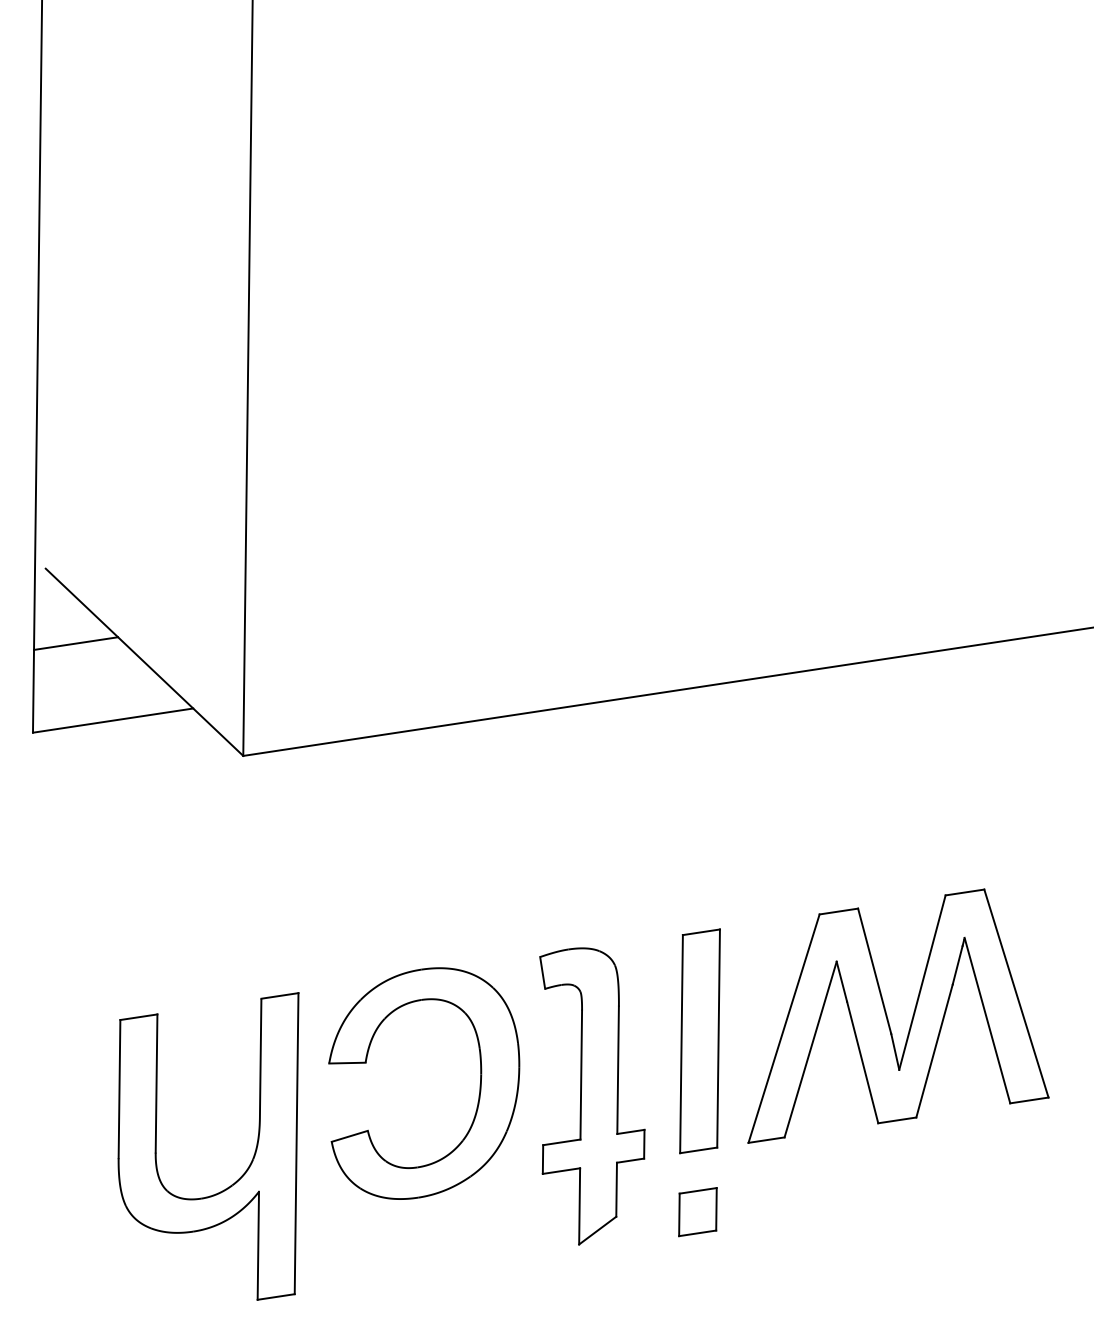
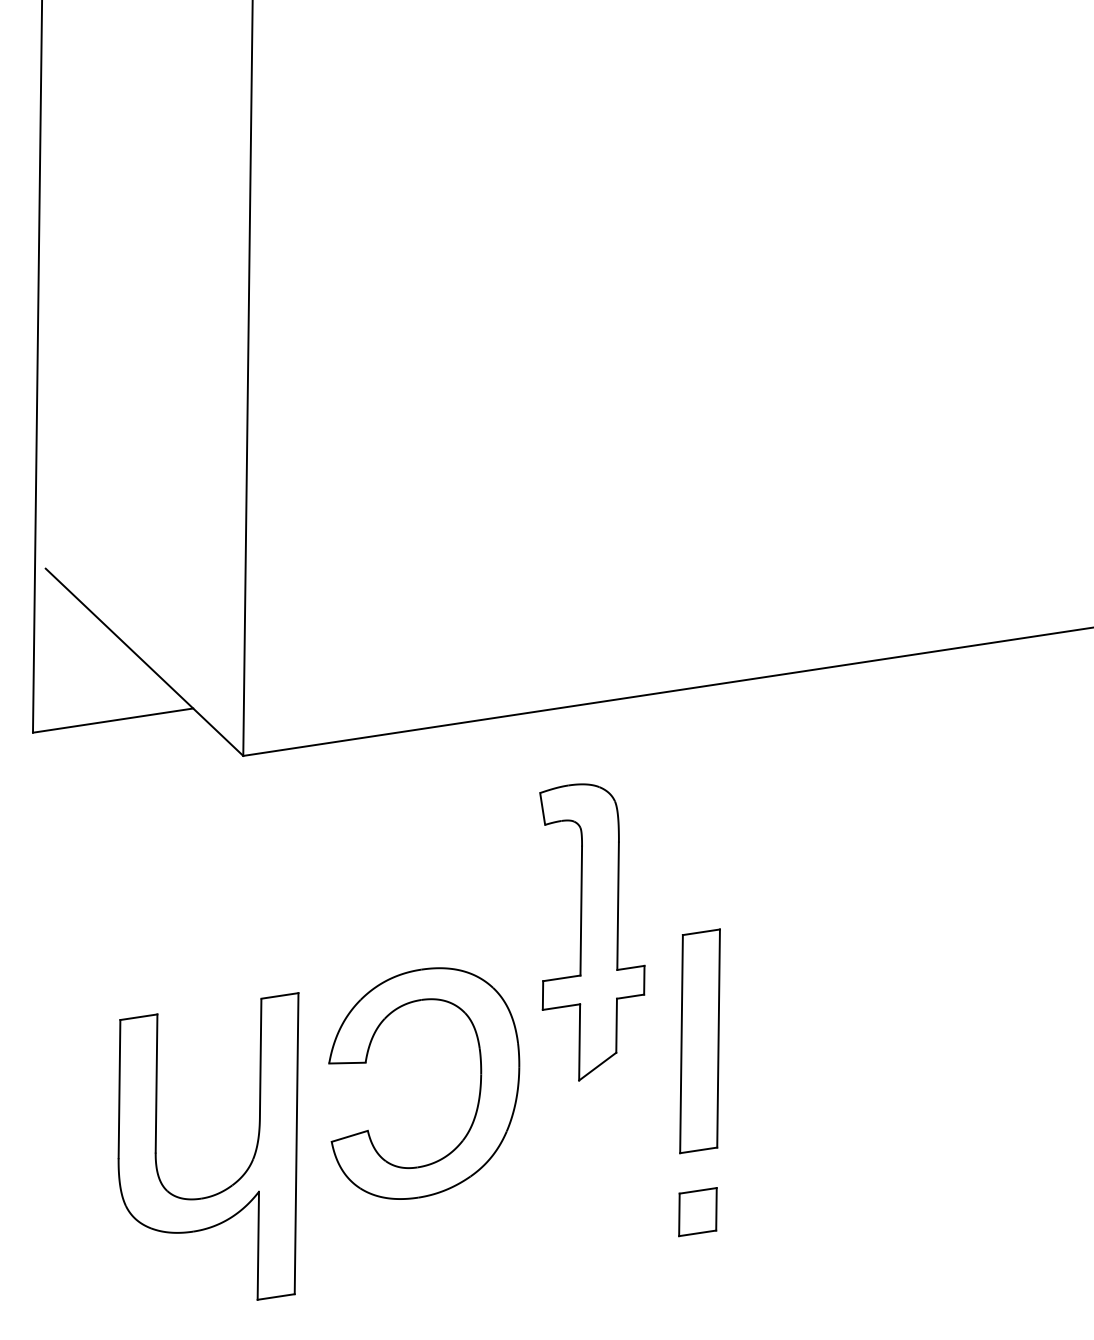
line: present -> none (76, 643)
part: present -> none (888, 1018)
part position: (592, 1096) -> (592, 932) (592, 932)
